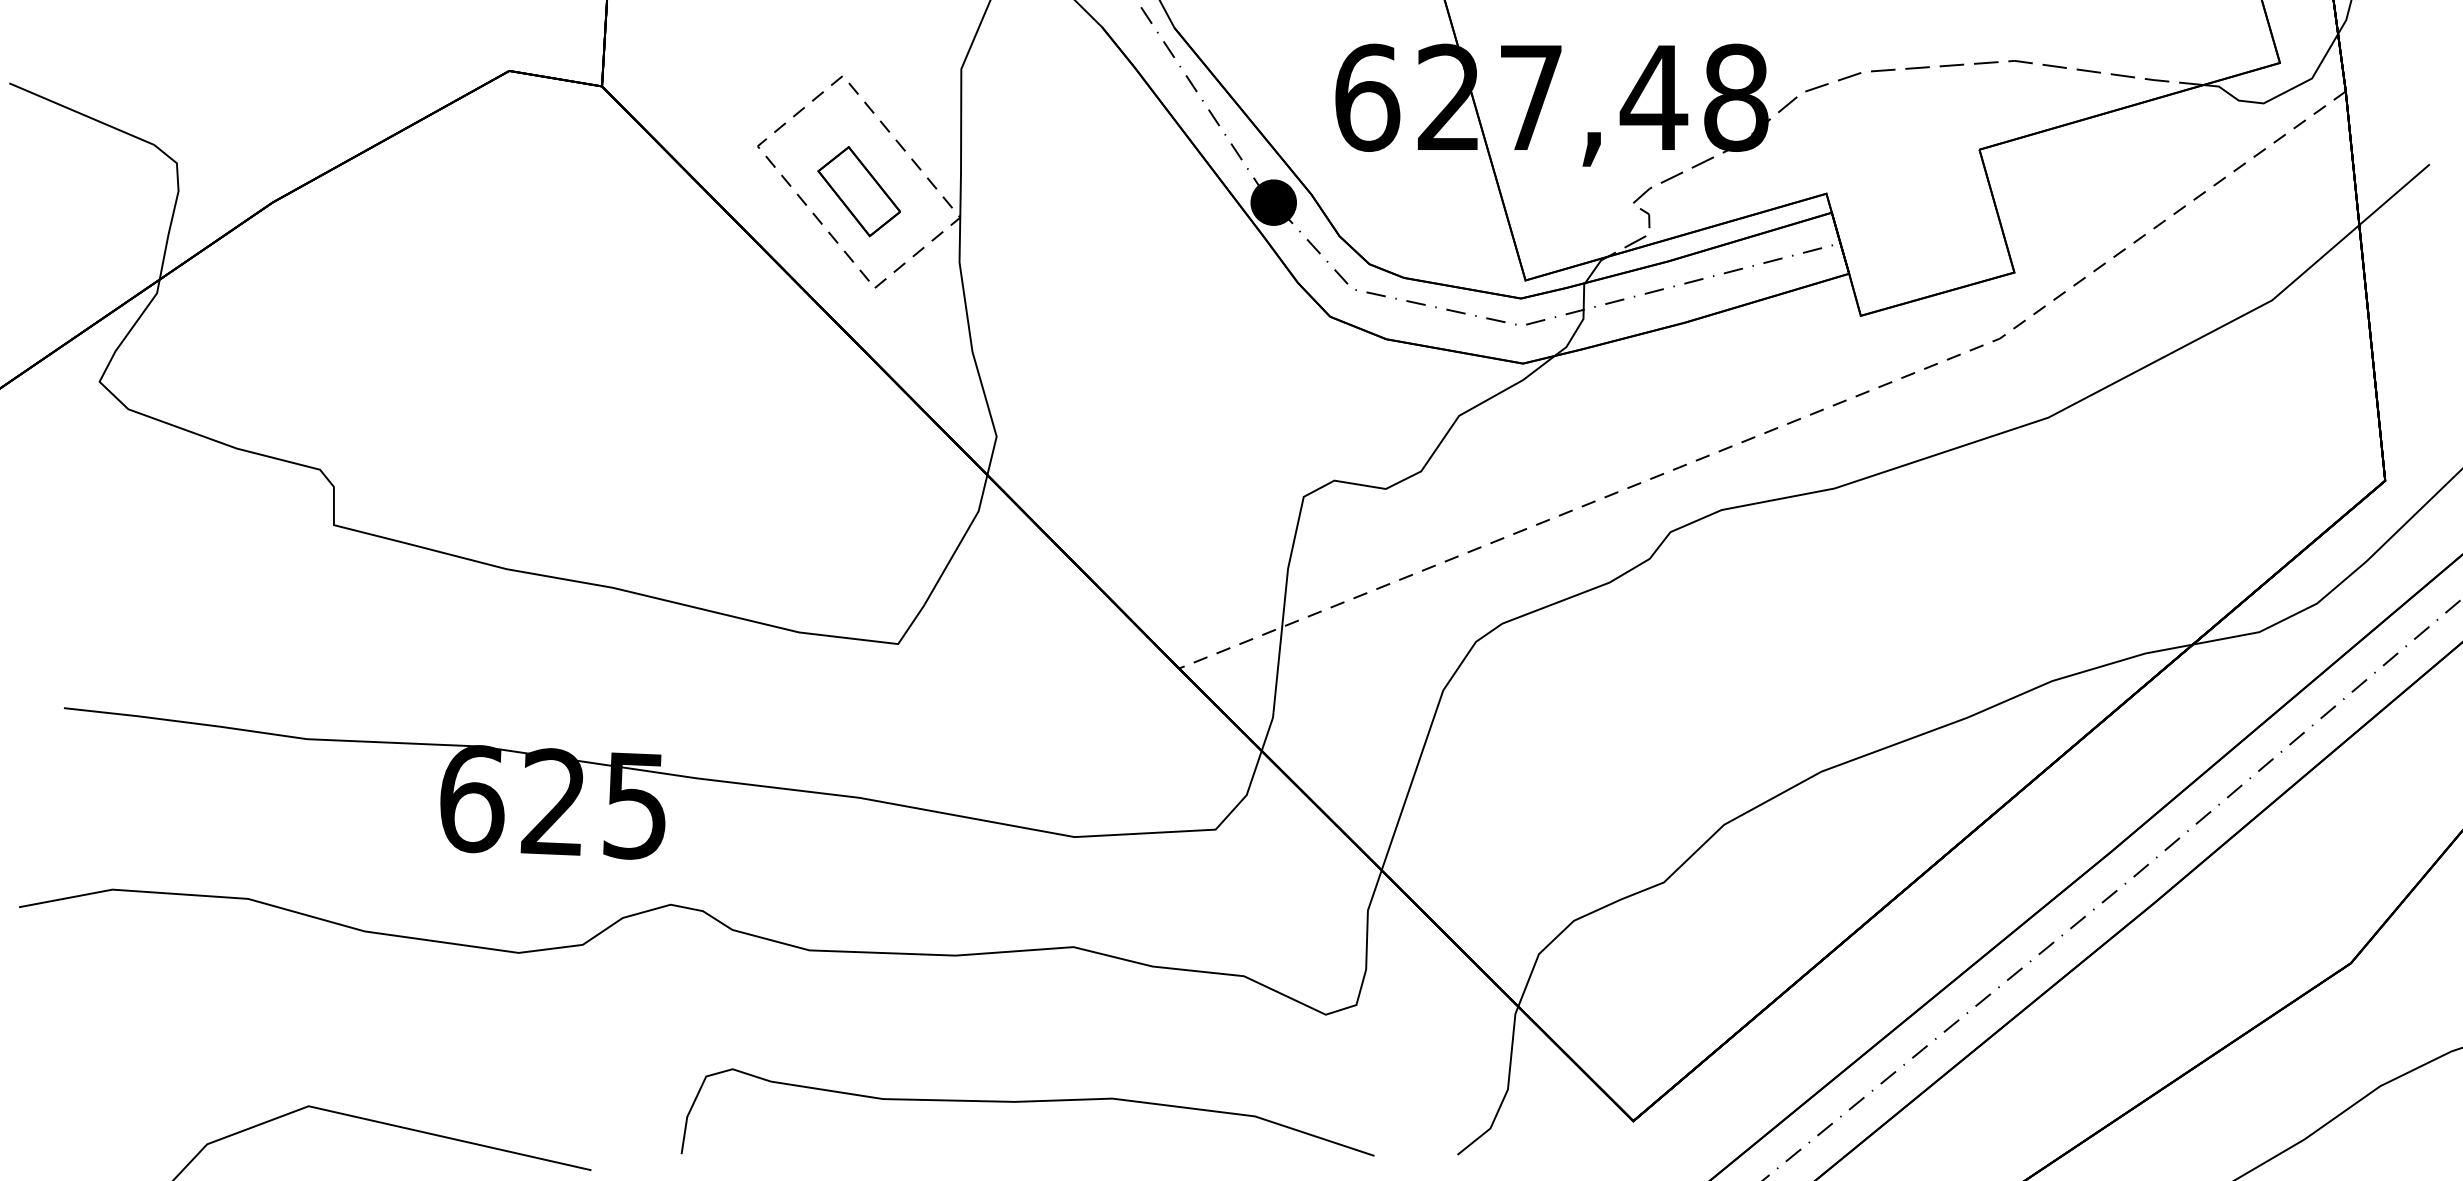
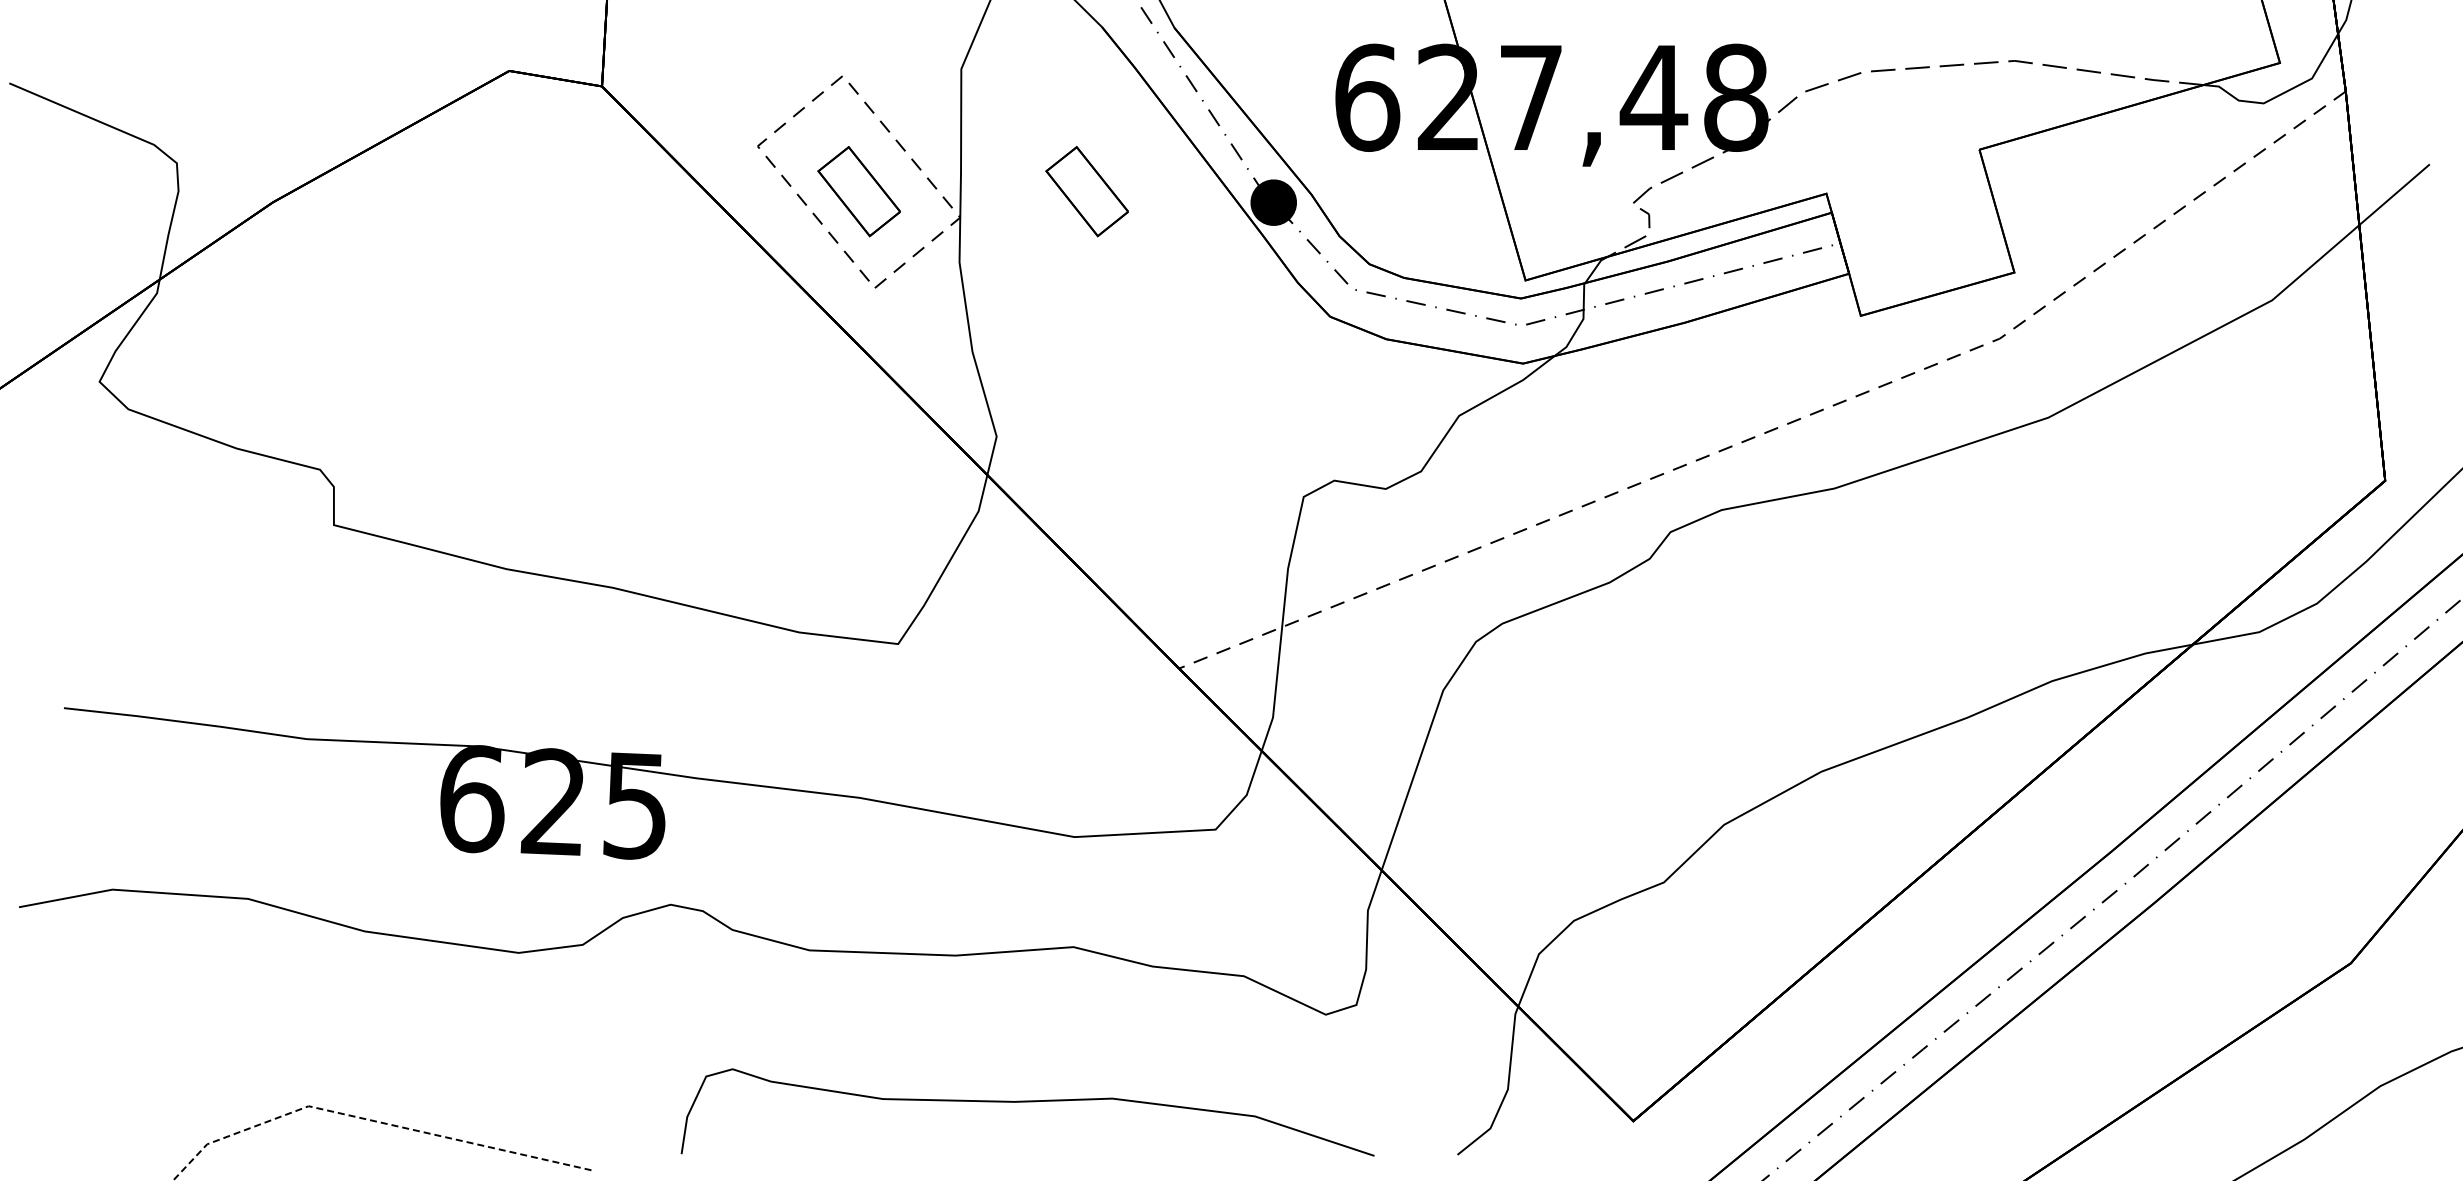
part: none -> present (1086, 191)
line: solid -> dashed (371, 1120)
